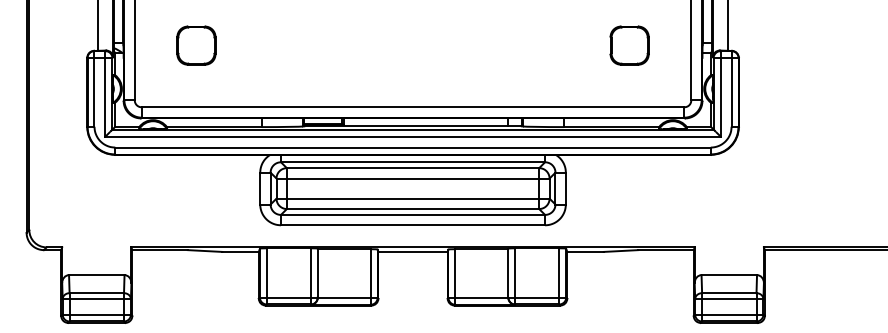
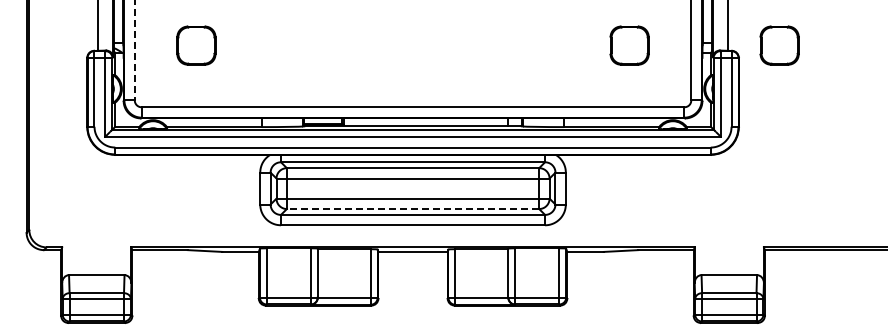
part: none -> present (779, 45)
line: solid -> dashed (134, 50)
line: solid -> dashed (412, 209)
